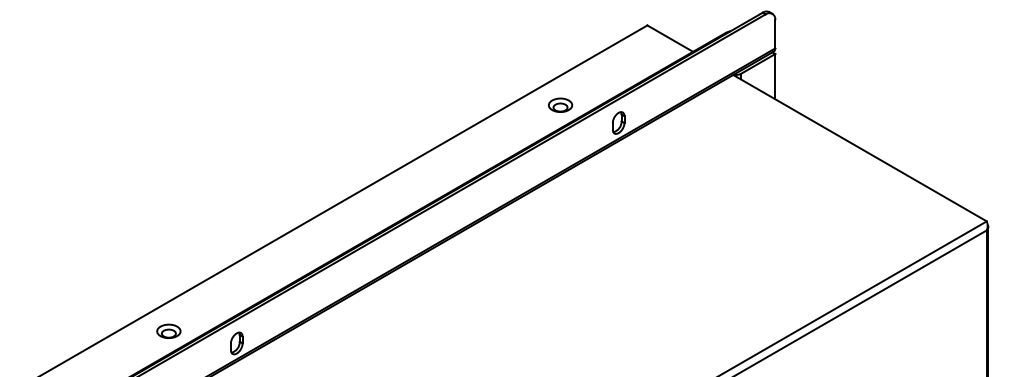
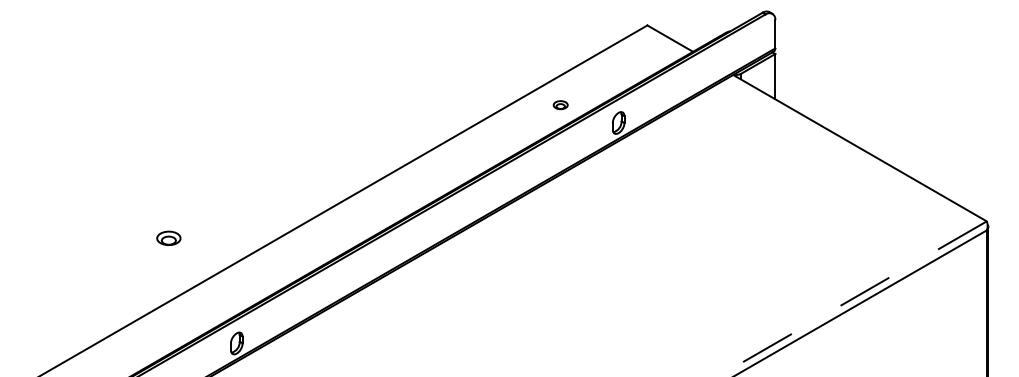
part size: 26x16 px -> 17x11 px (560, 105)
line: solid -> dashed (851, 299)
part position: (168, 330) -> (168, 237) (168, 237)
